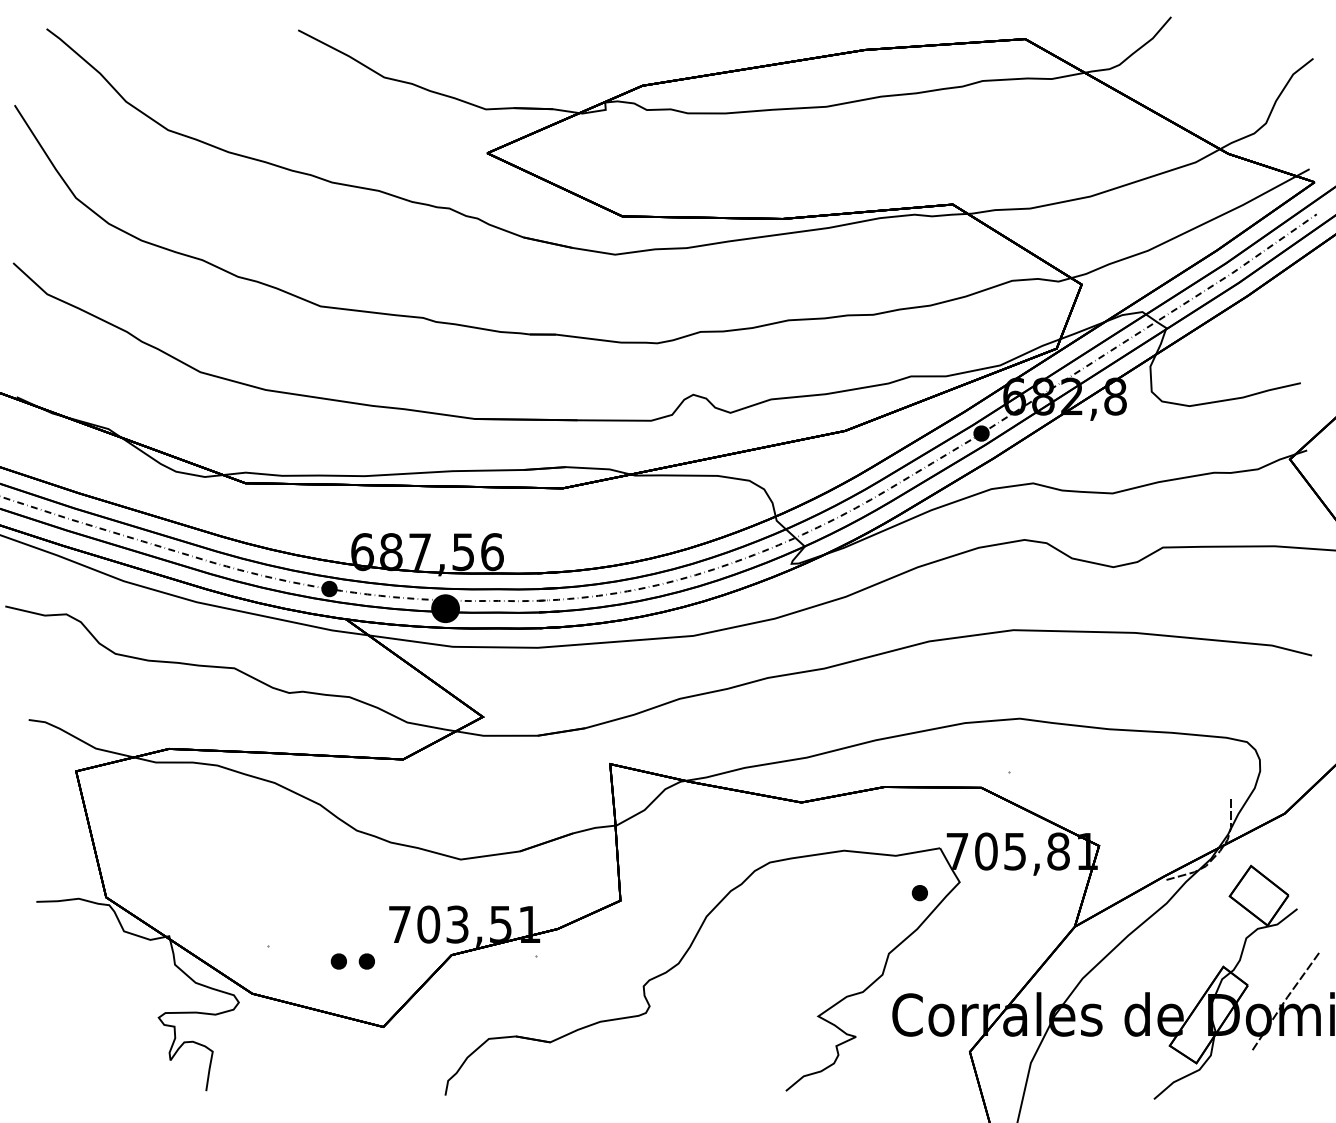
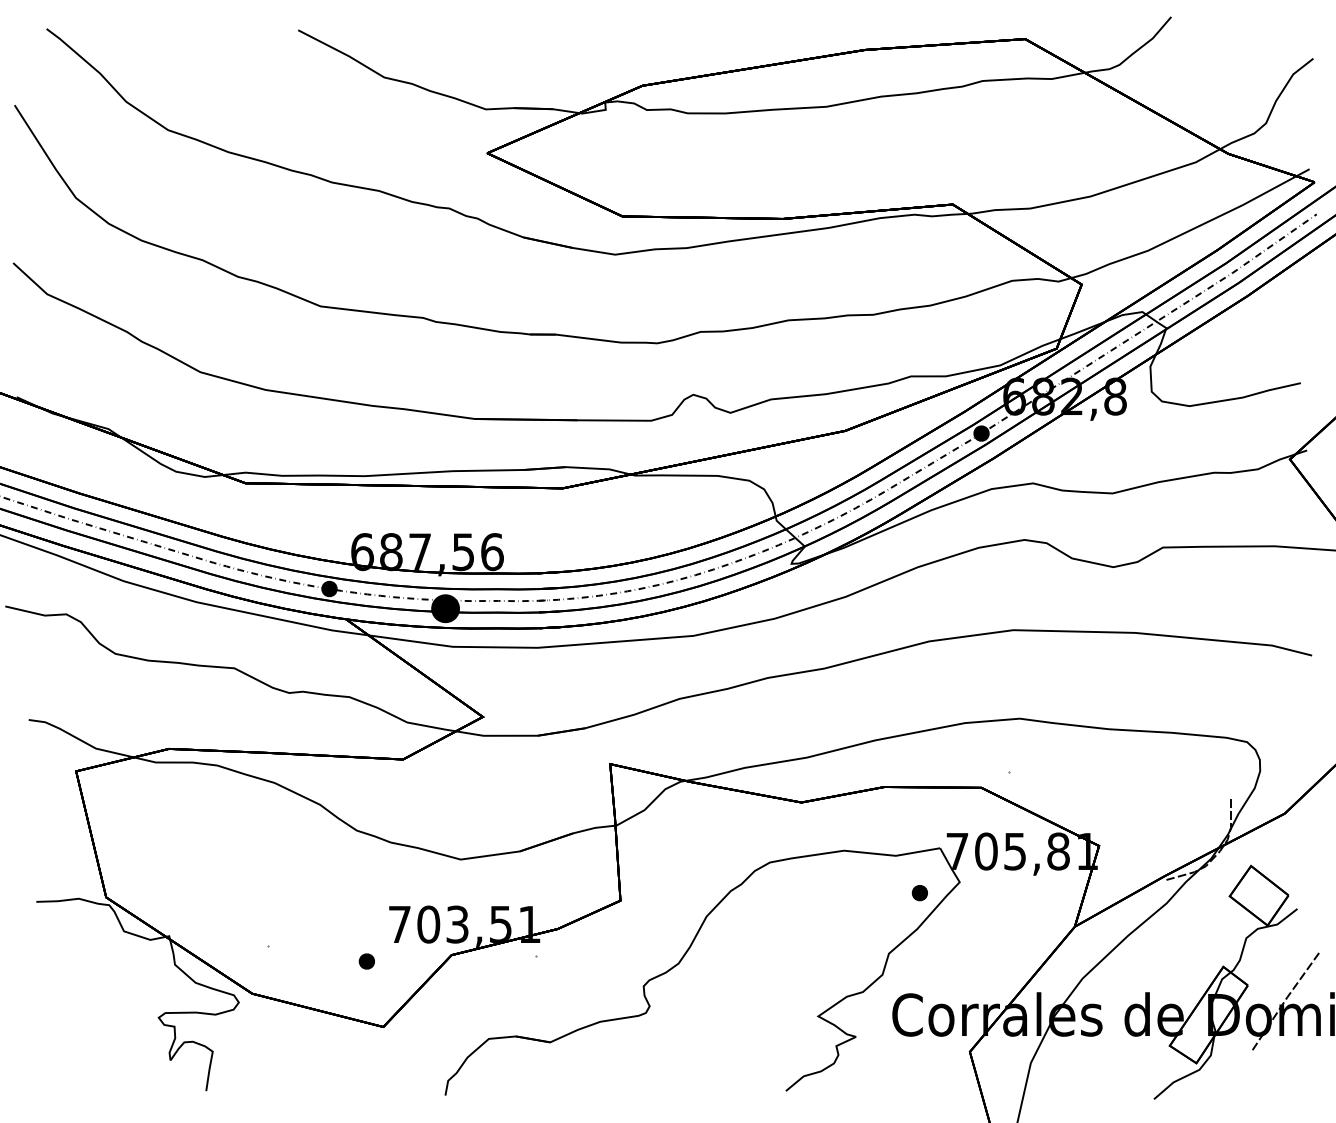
part: present -> none (338, 961)
